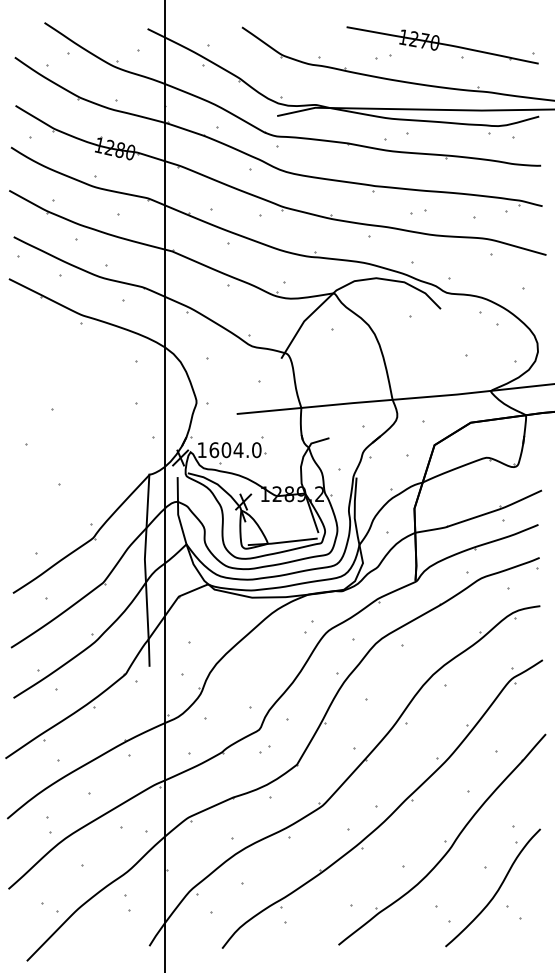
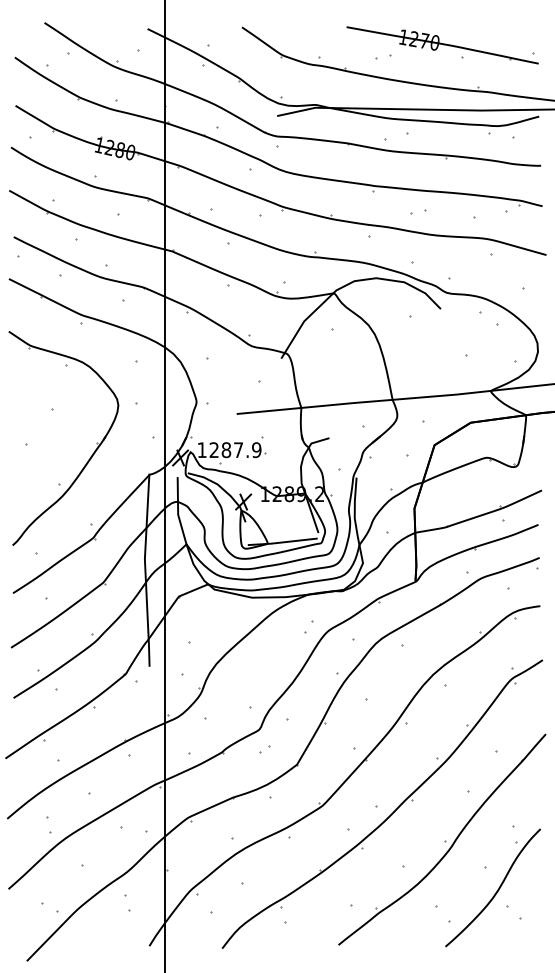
text: 1604.0 -> 1287.9 (235, 450)
part: none -> present (90, 456)
